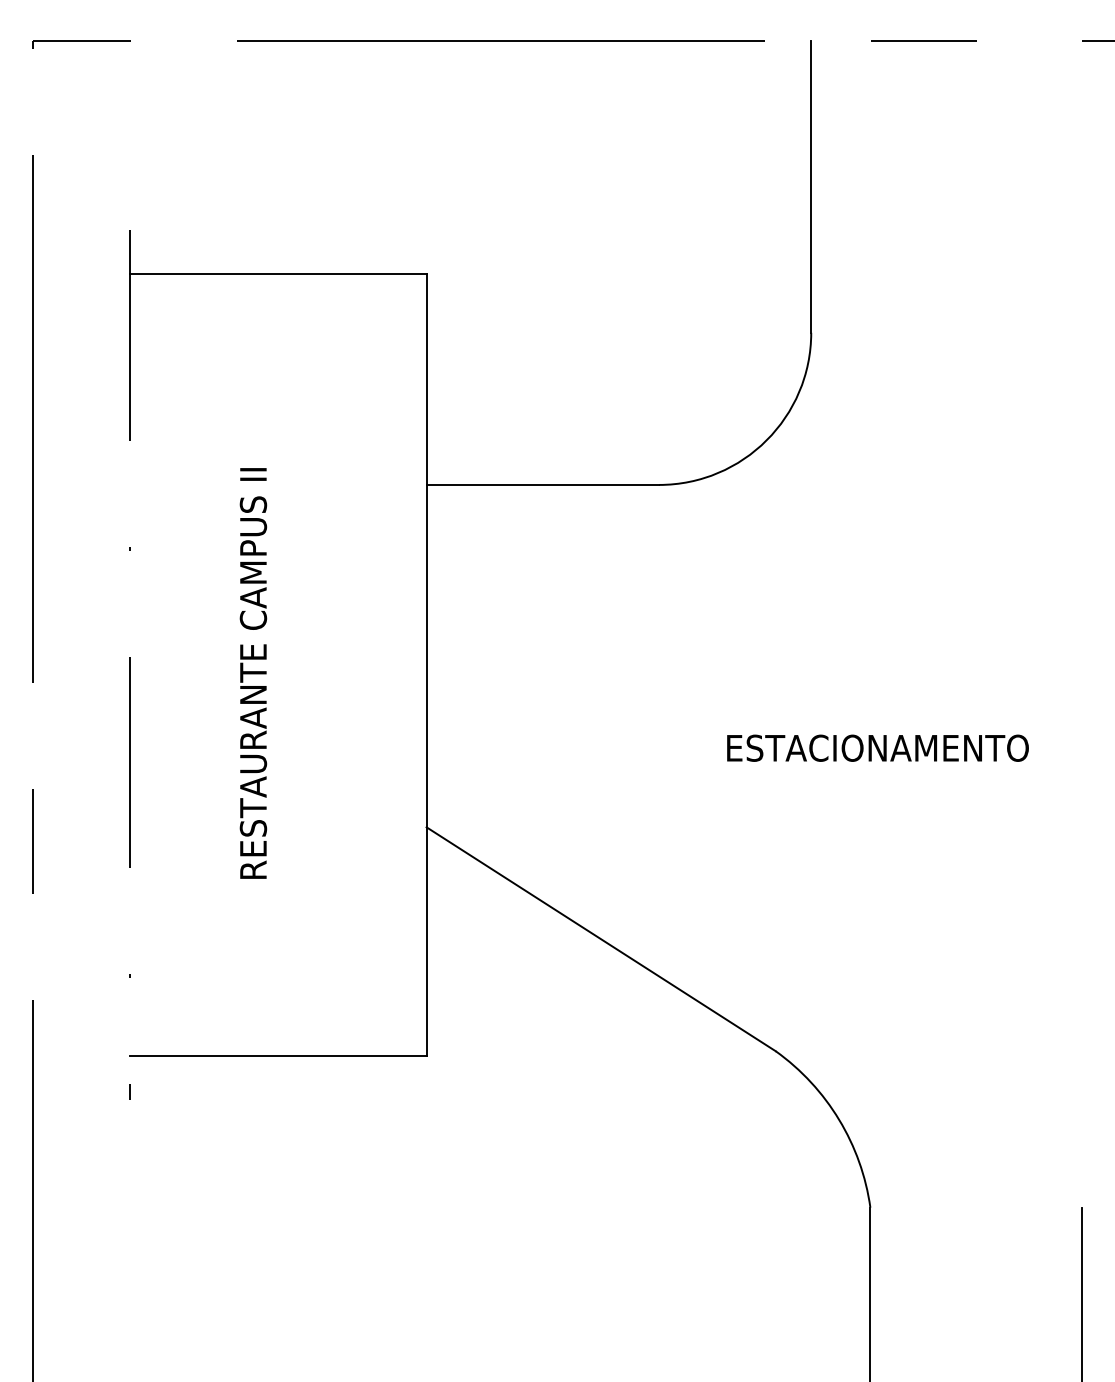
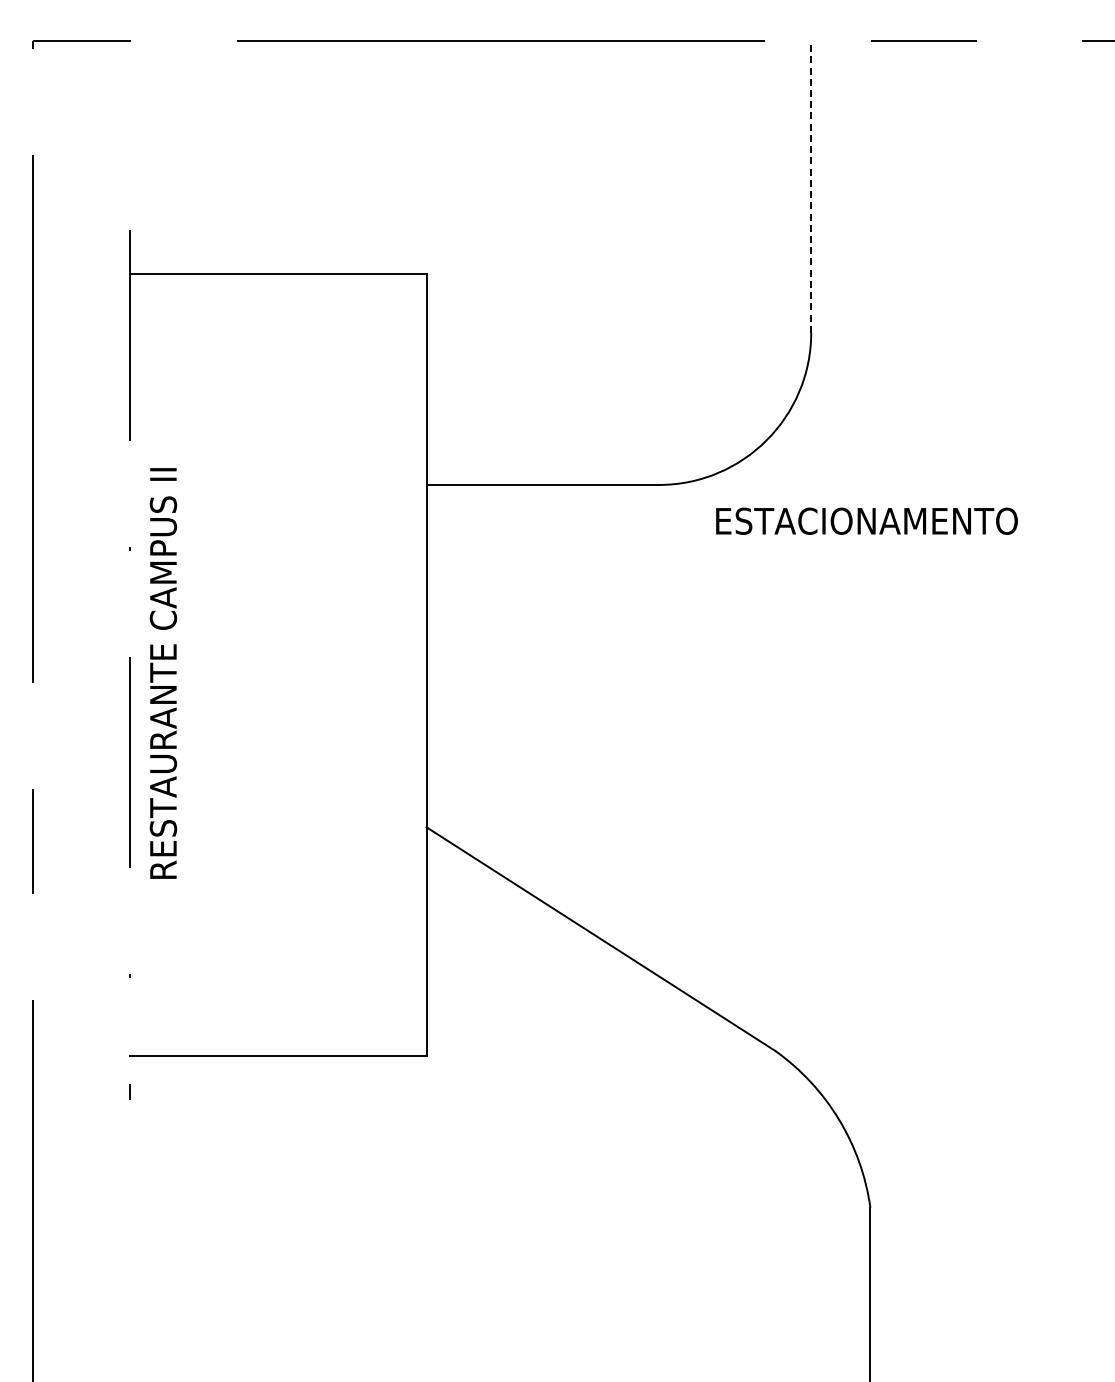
line: solid -> dashed (811, 187)
text position: (253, 673) -> (163, 673) (163, 673)
text position: (877, 747) -> (866, 520) (866, 520)
line: present -> none (1081, 1292)
